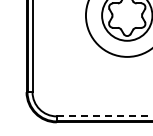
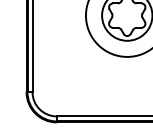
line: dashed -> solid (104, 116)
